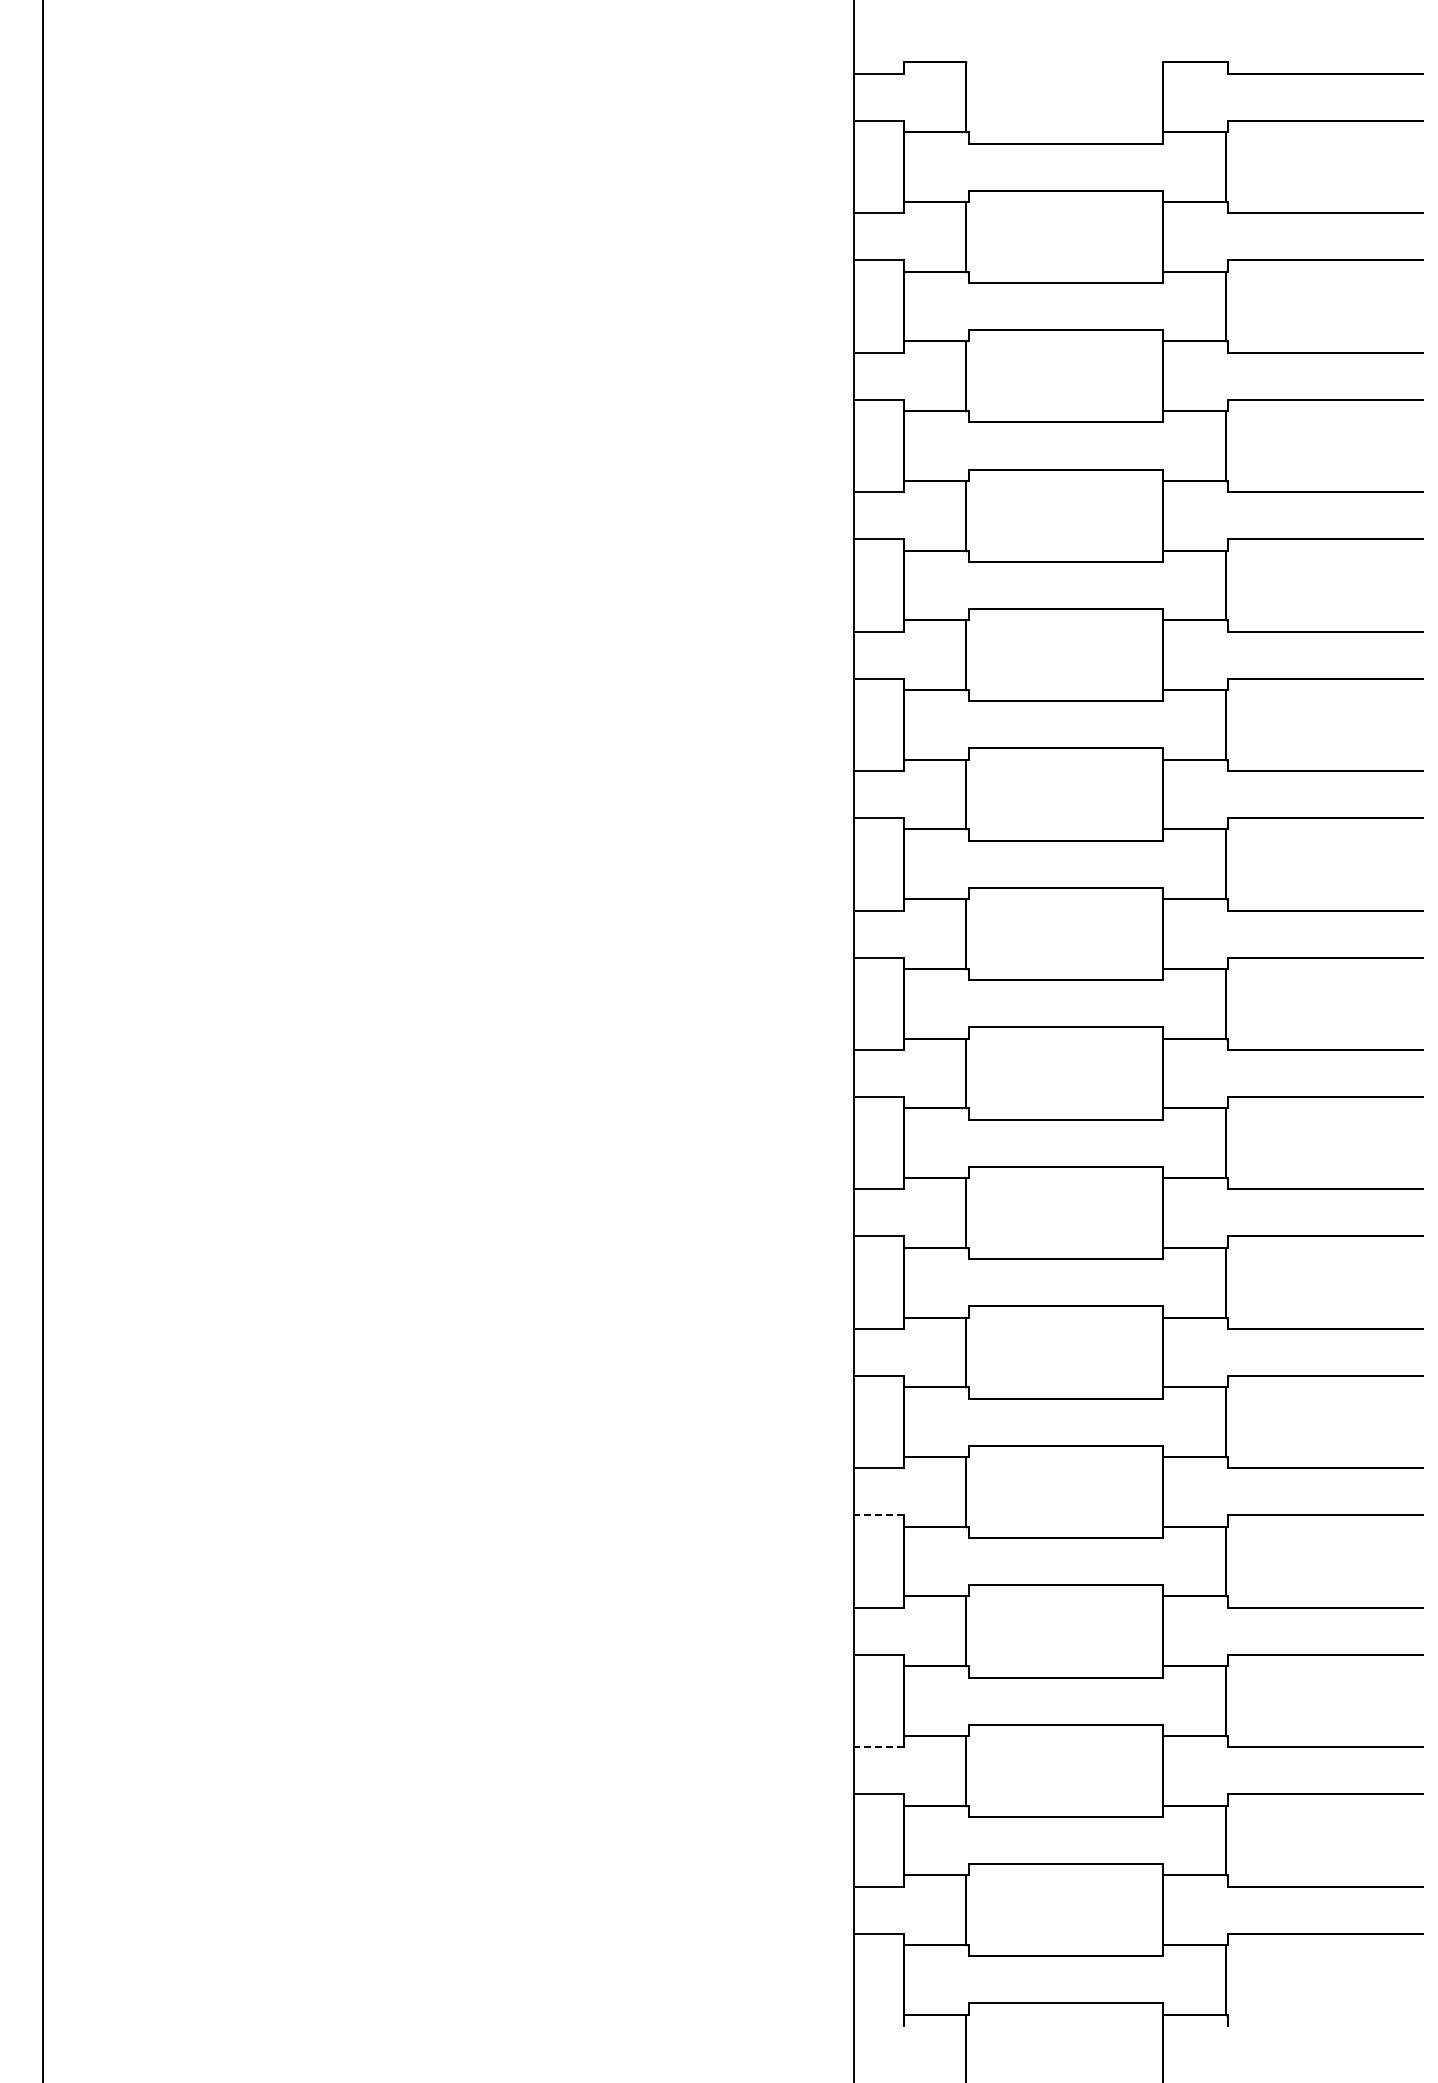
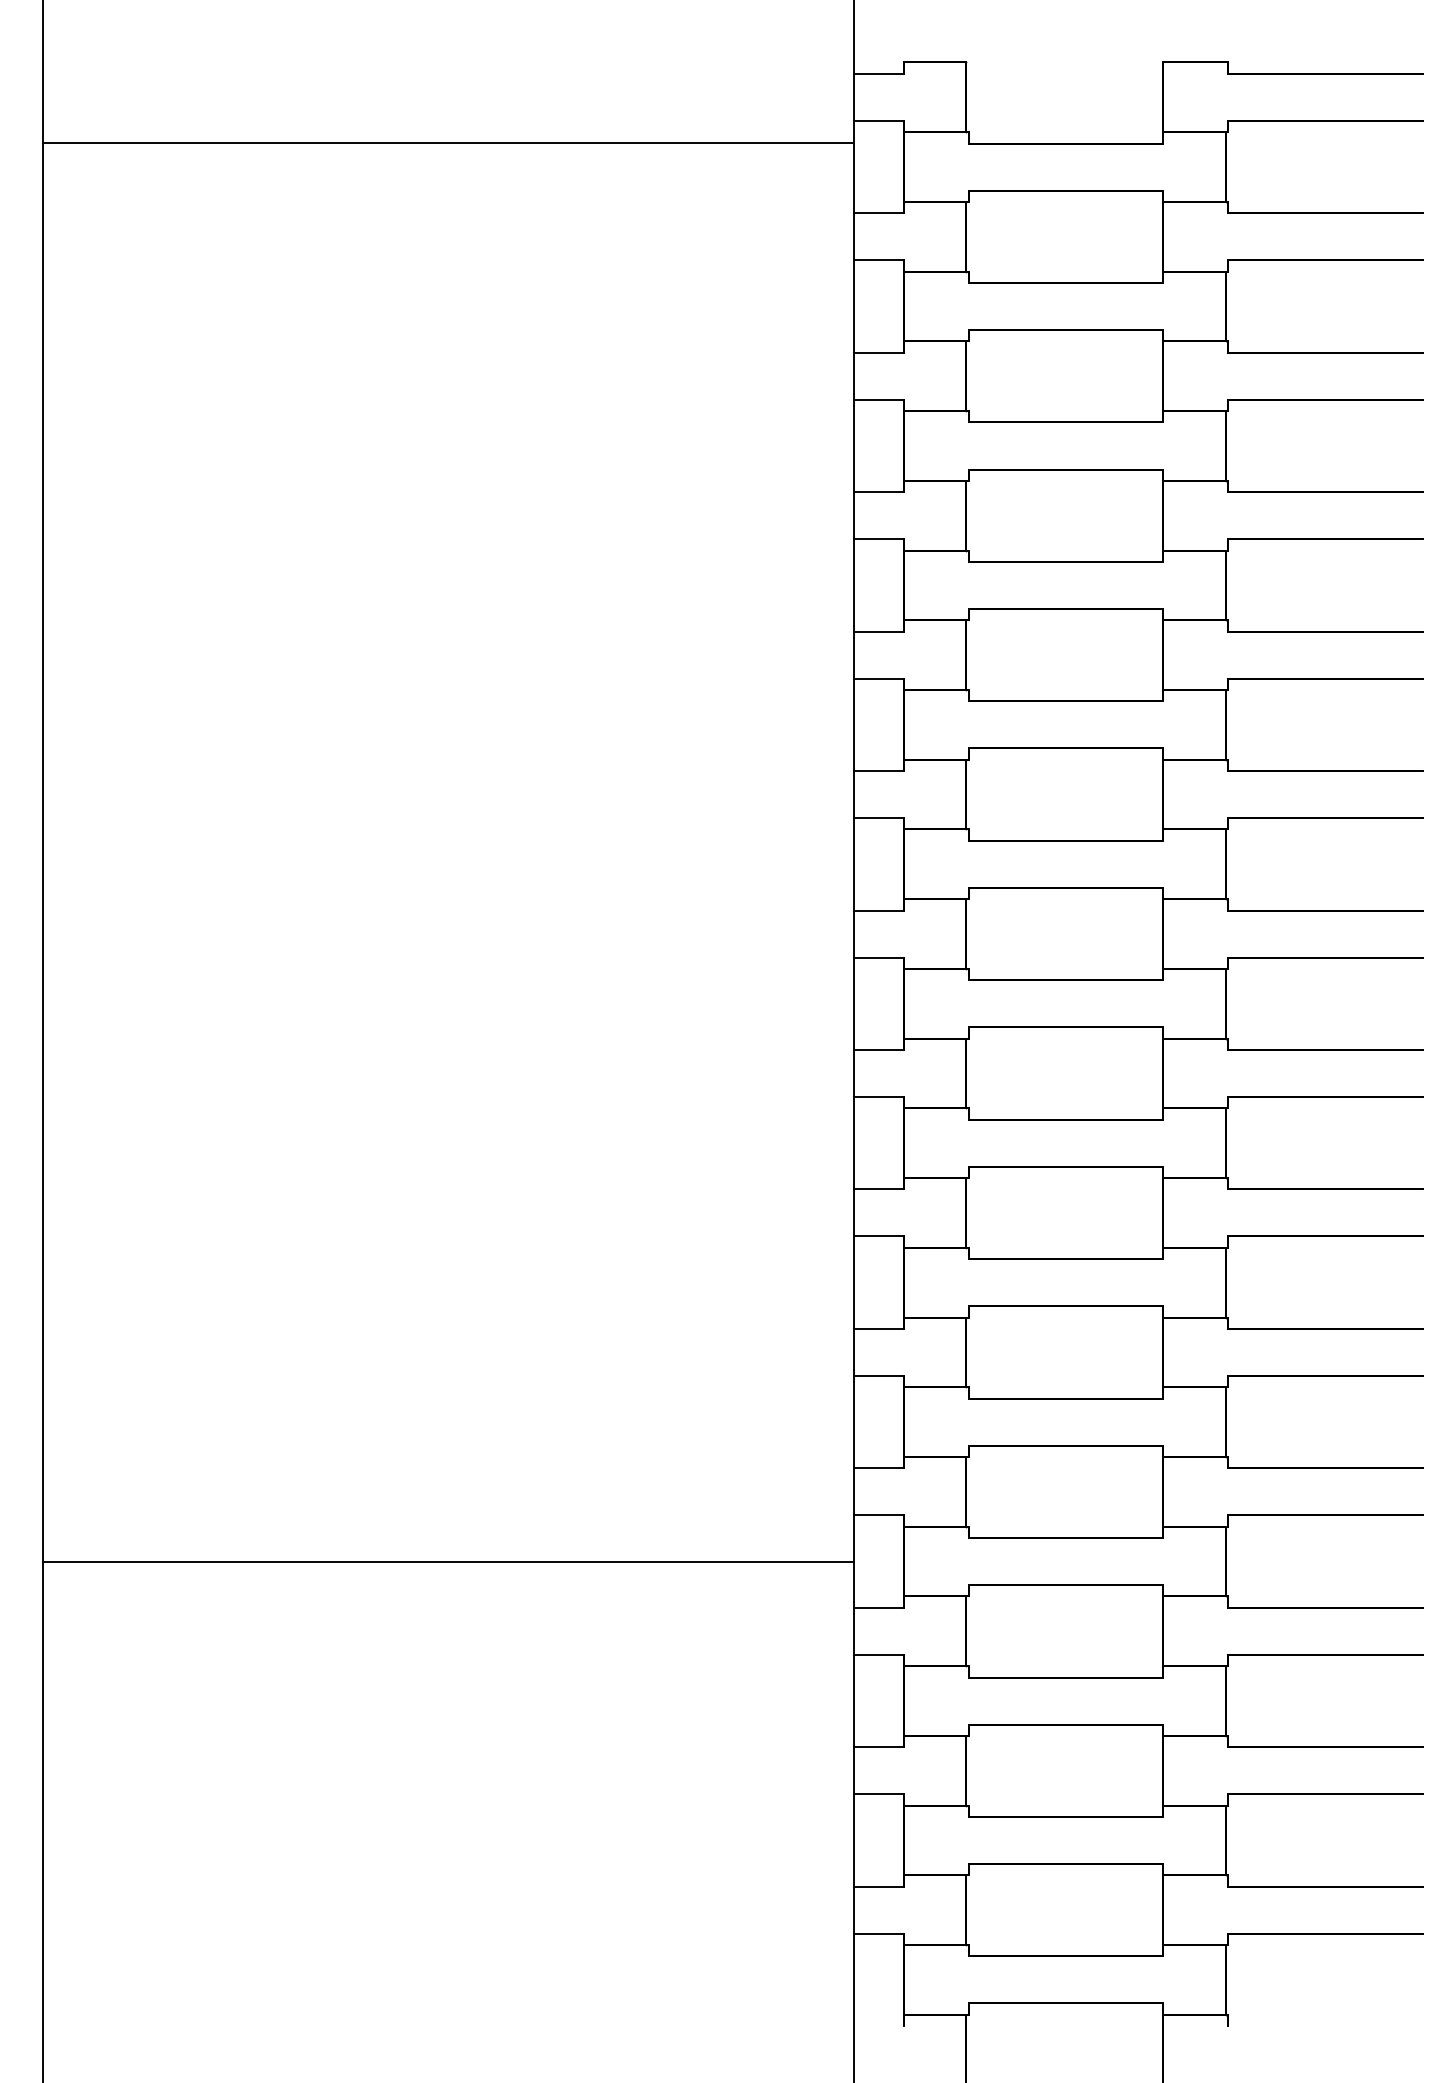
line: none -> present (448, 142)
line: dashed -> solid (878, 1515)
line: none -> present (448, 1561)
line: dashed -> solid (878, 1747)
